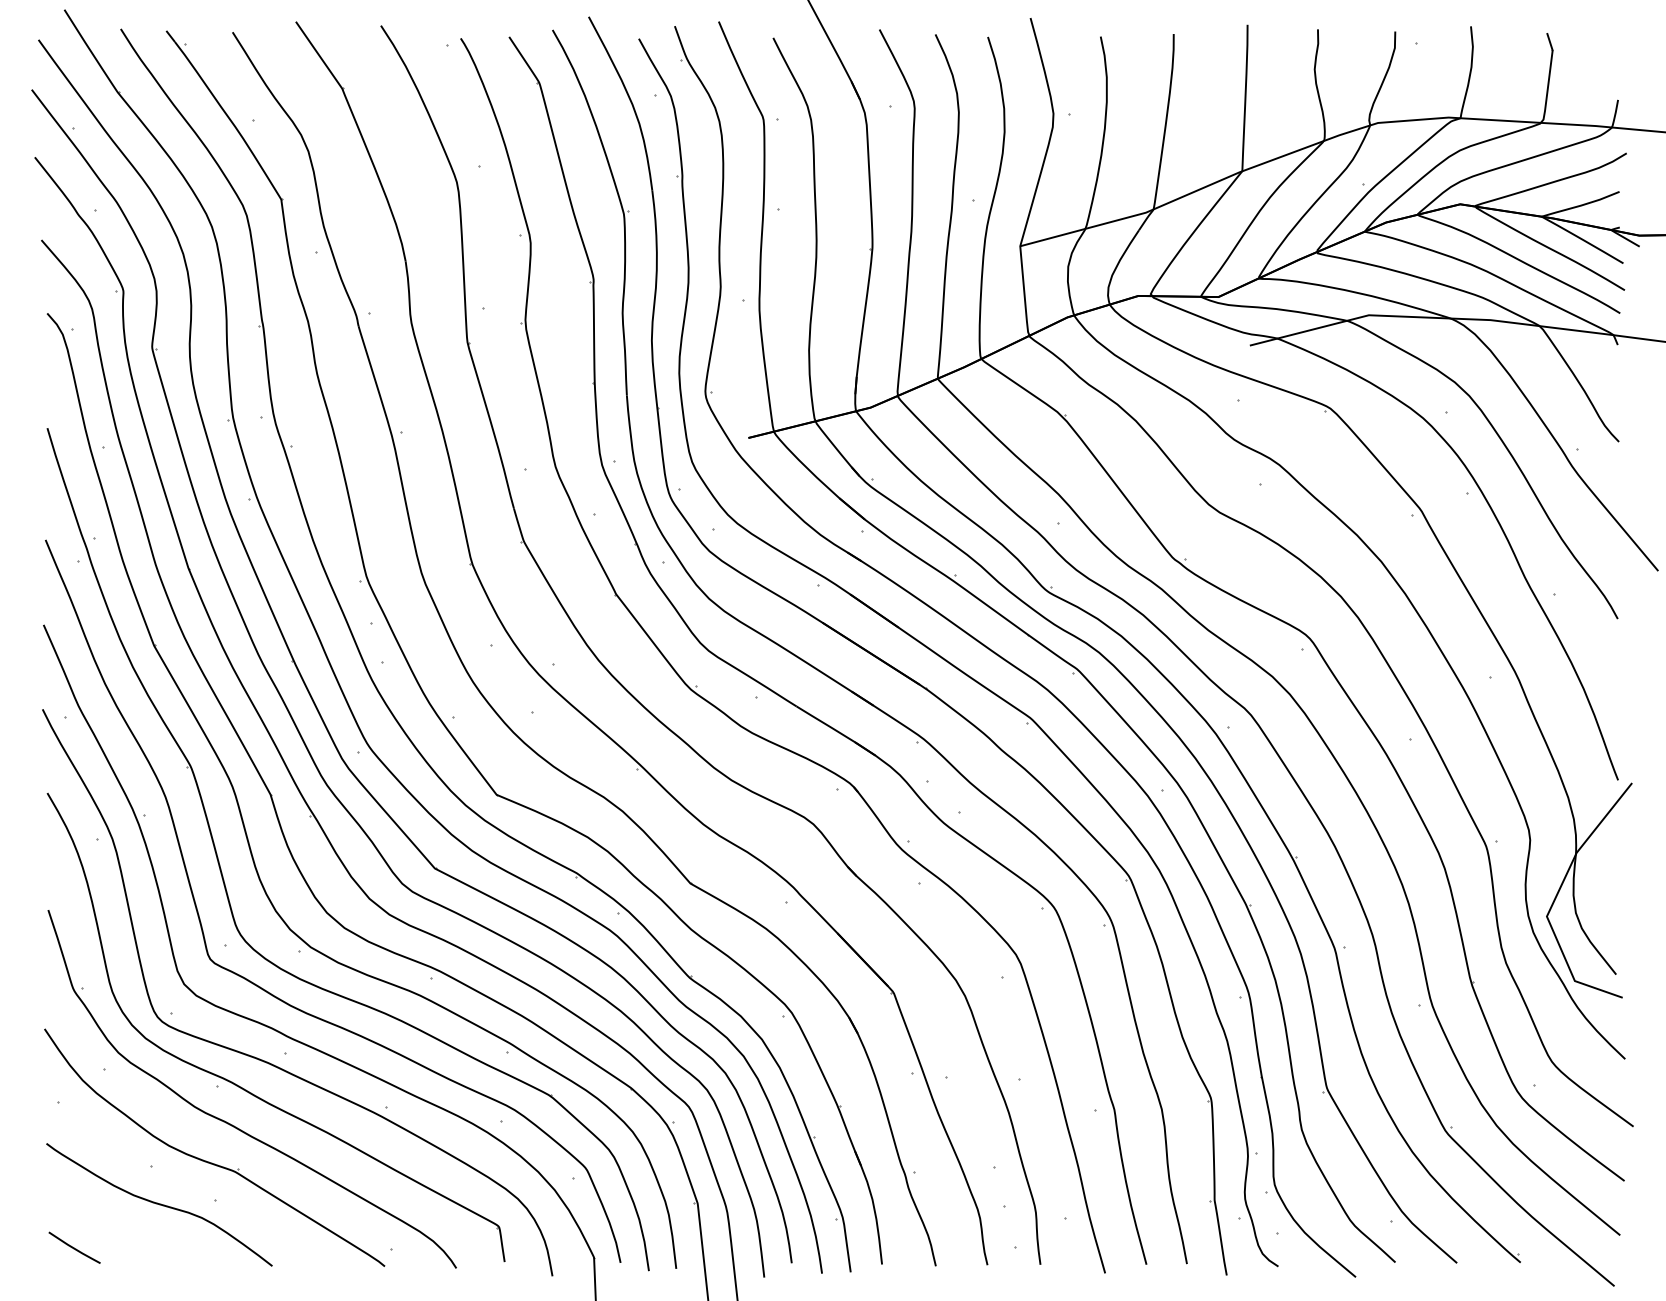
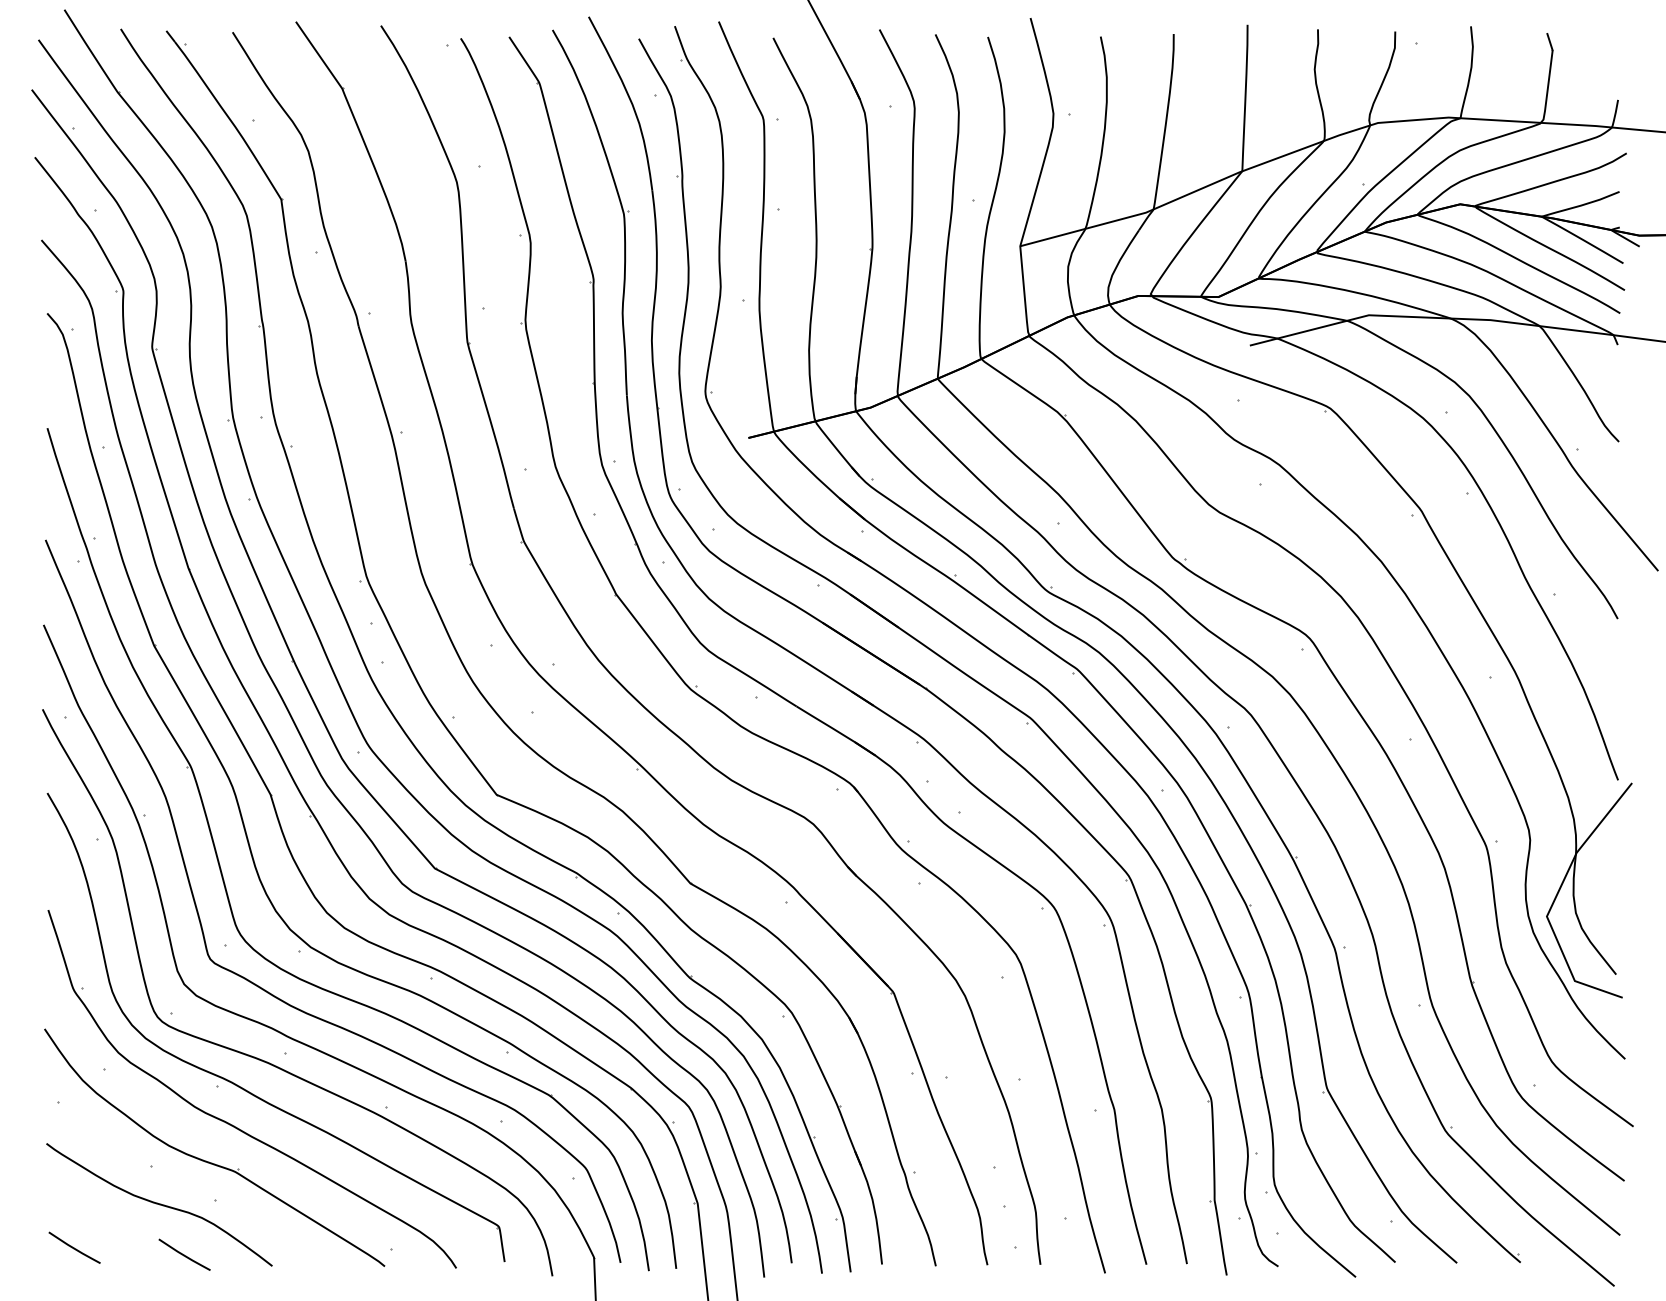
line: none -> present (184, 1254)
